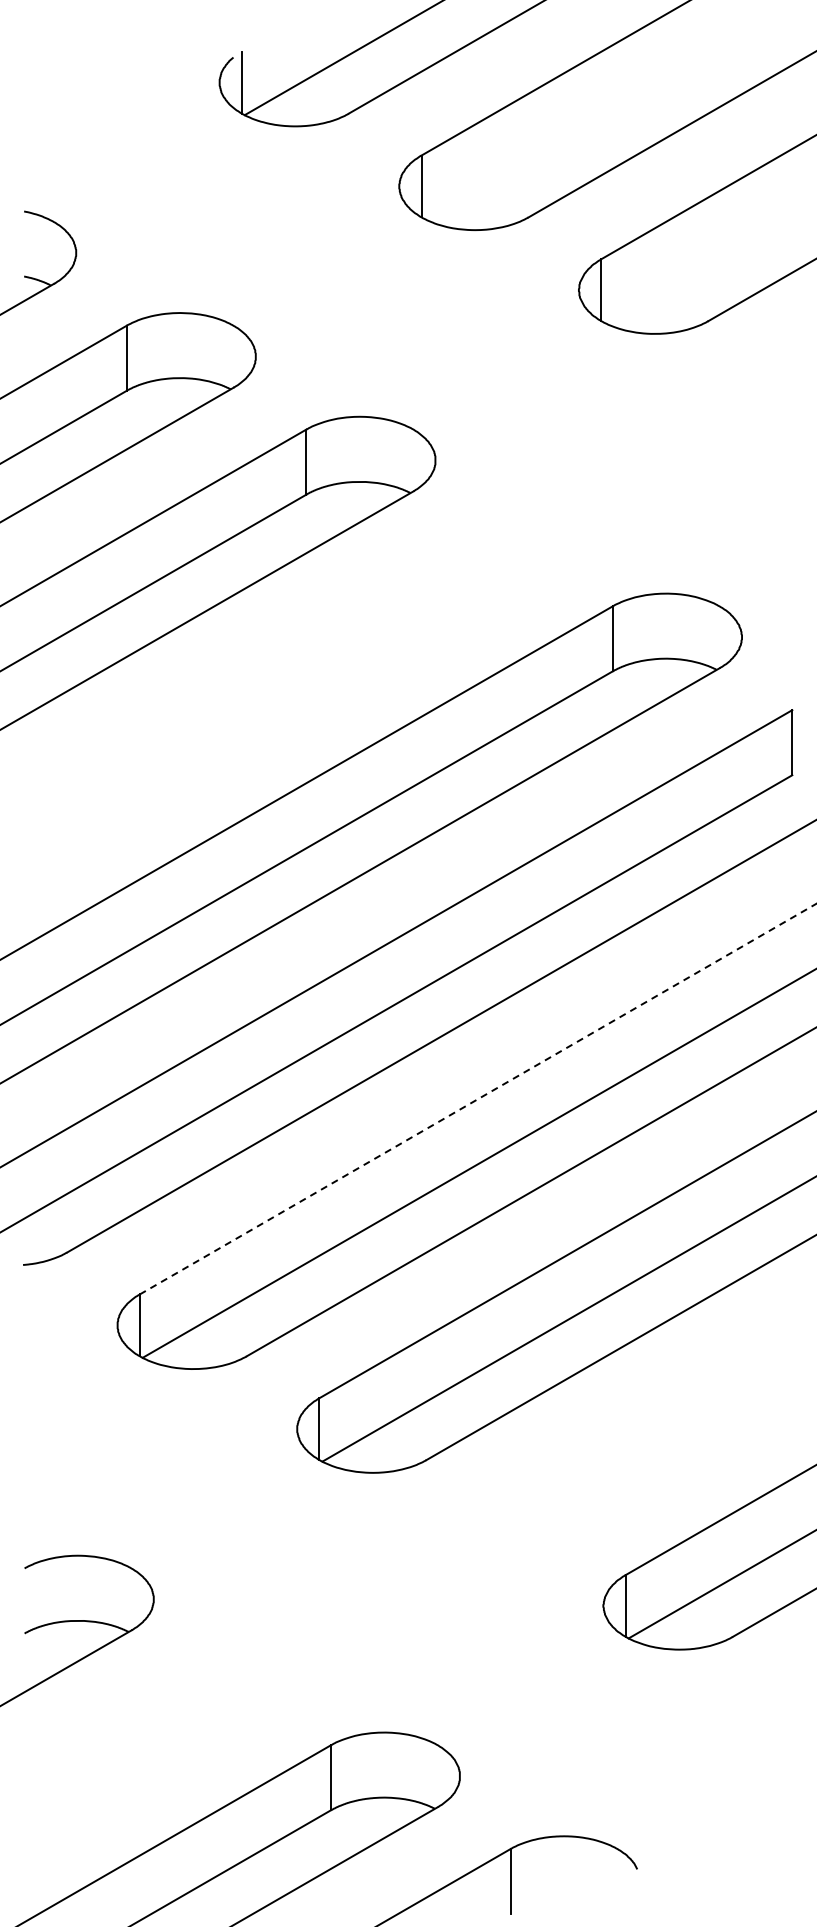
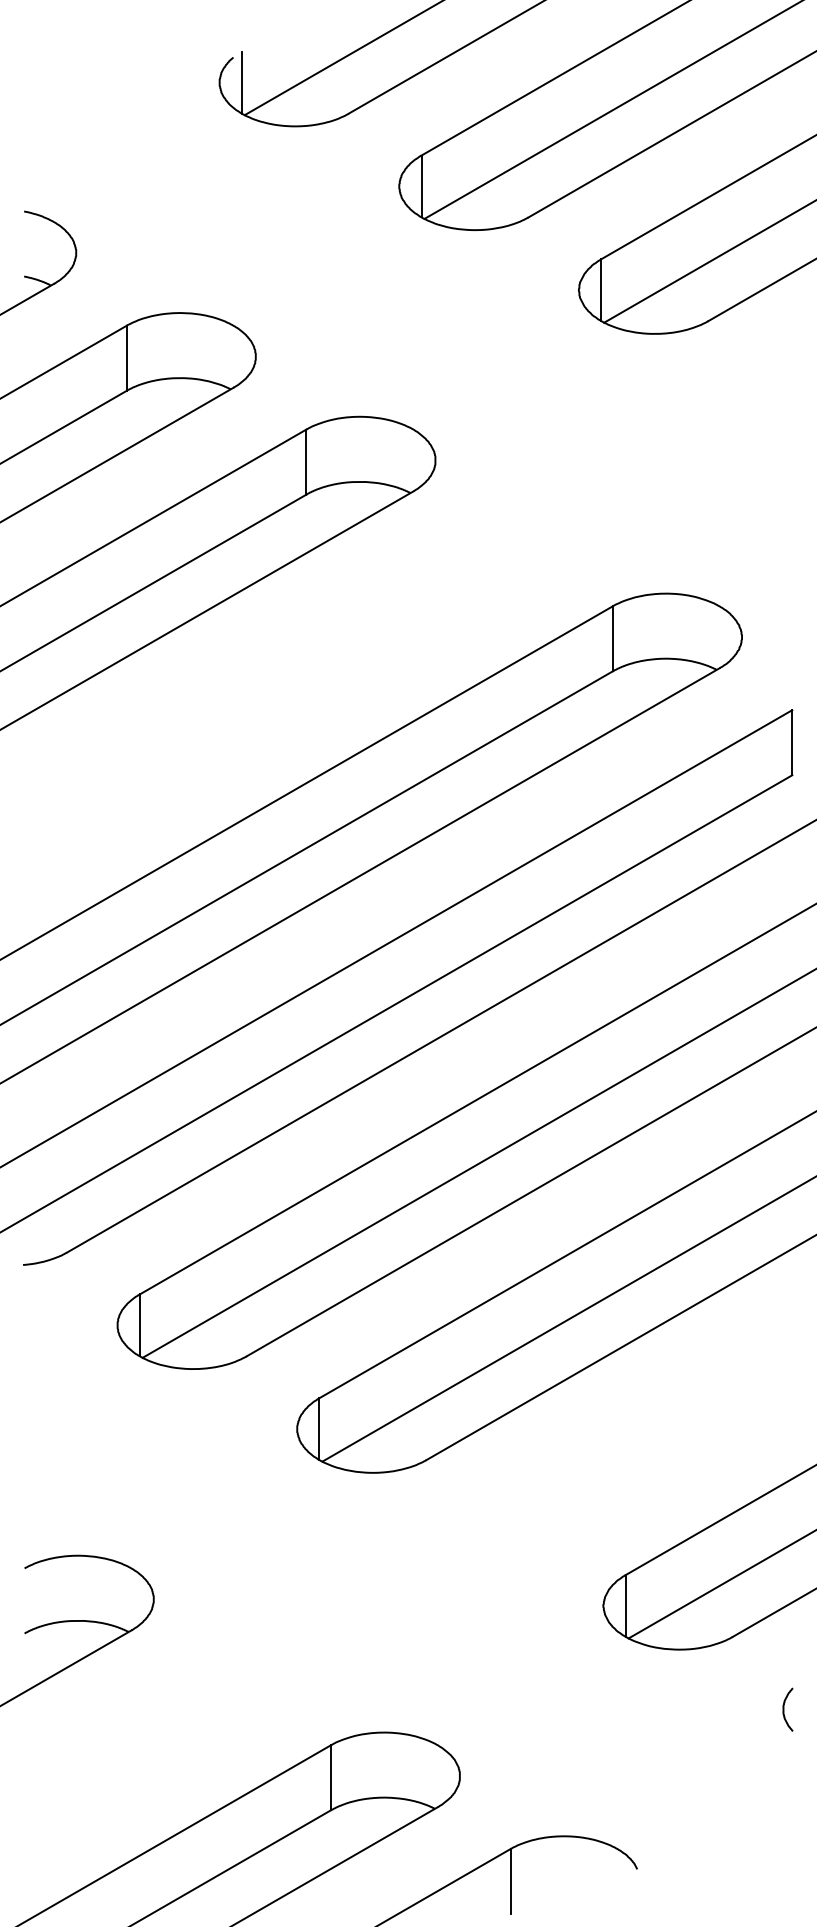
line: none -> present (611, 110)
line: none -> present (708, 261)
line: dashed -> solid (478, 1099)
curve: none -> present (784, 1709)
